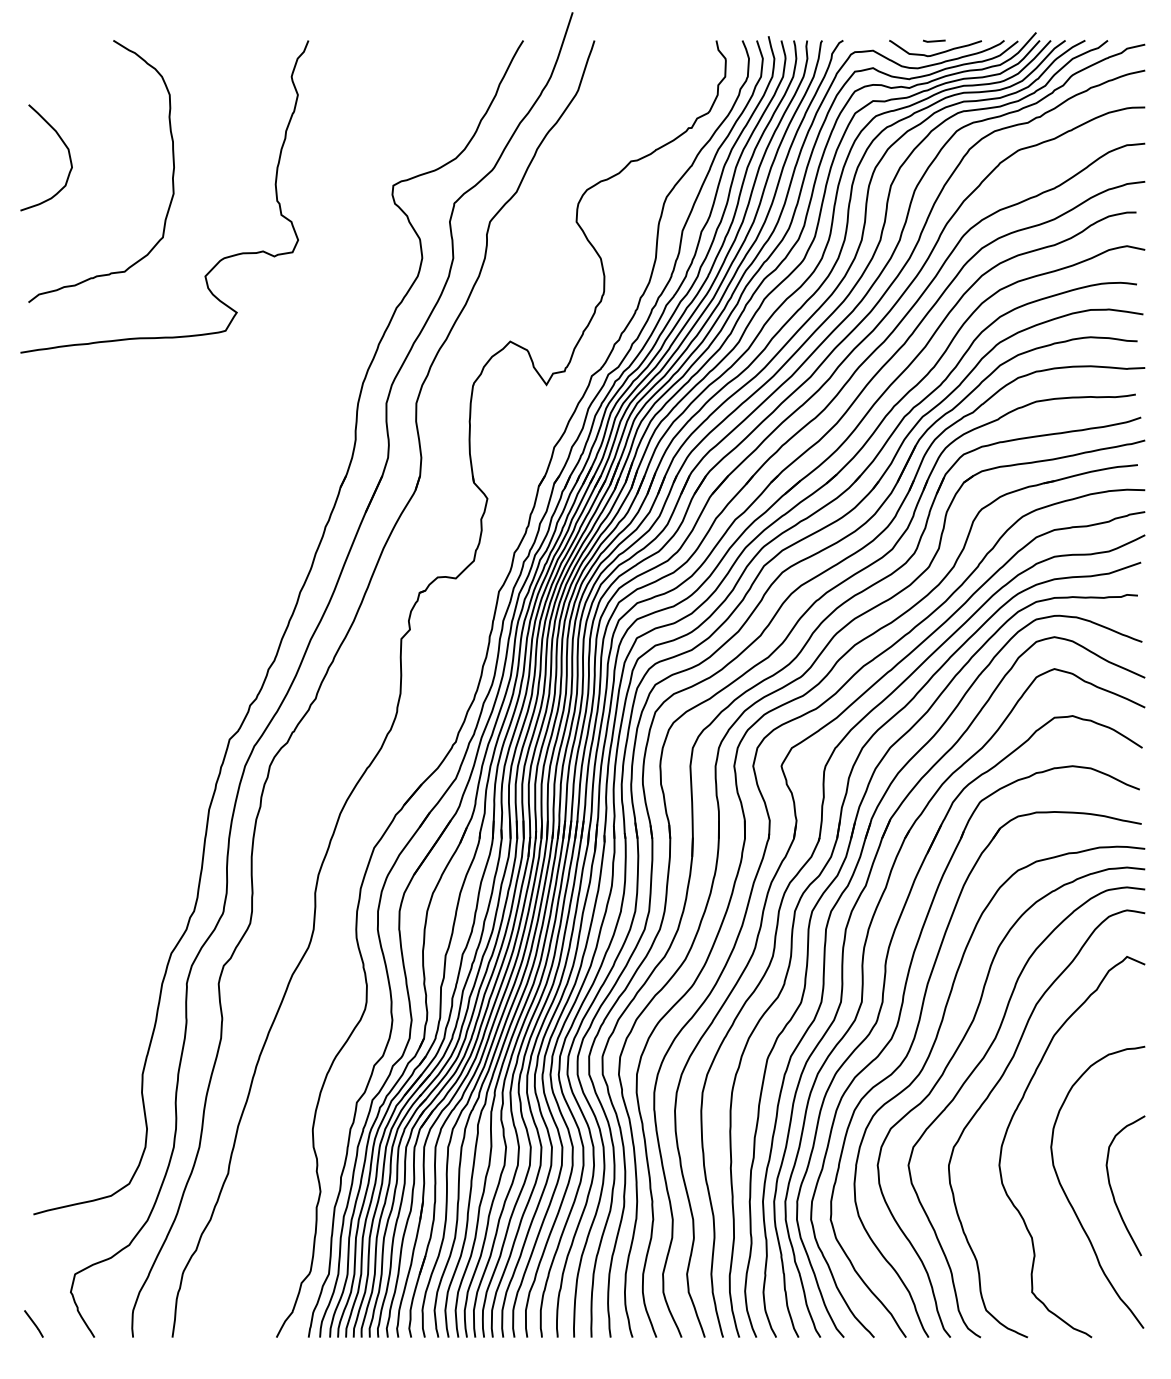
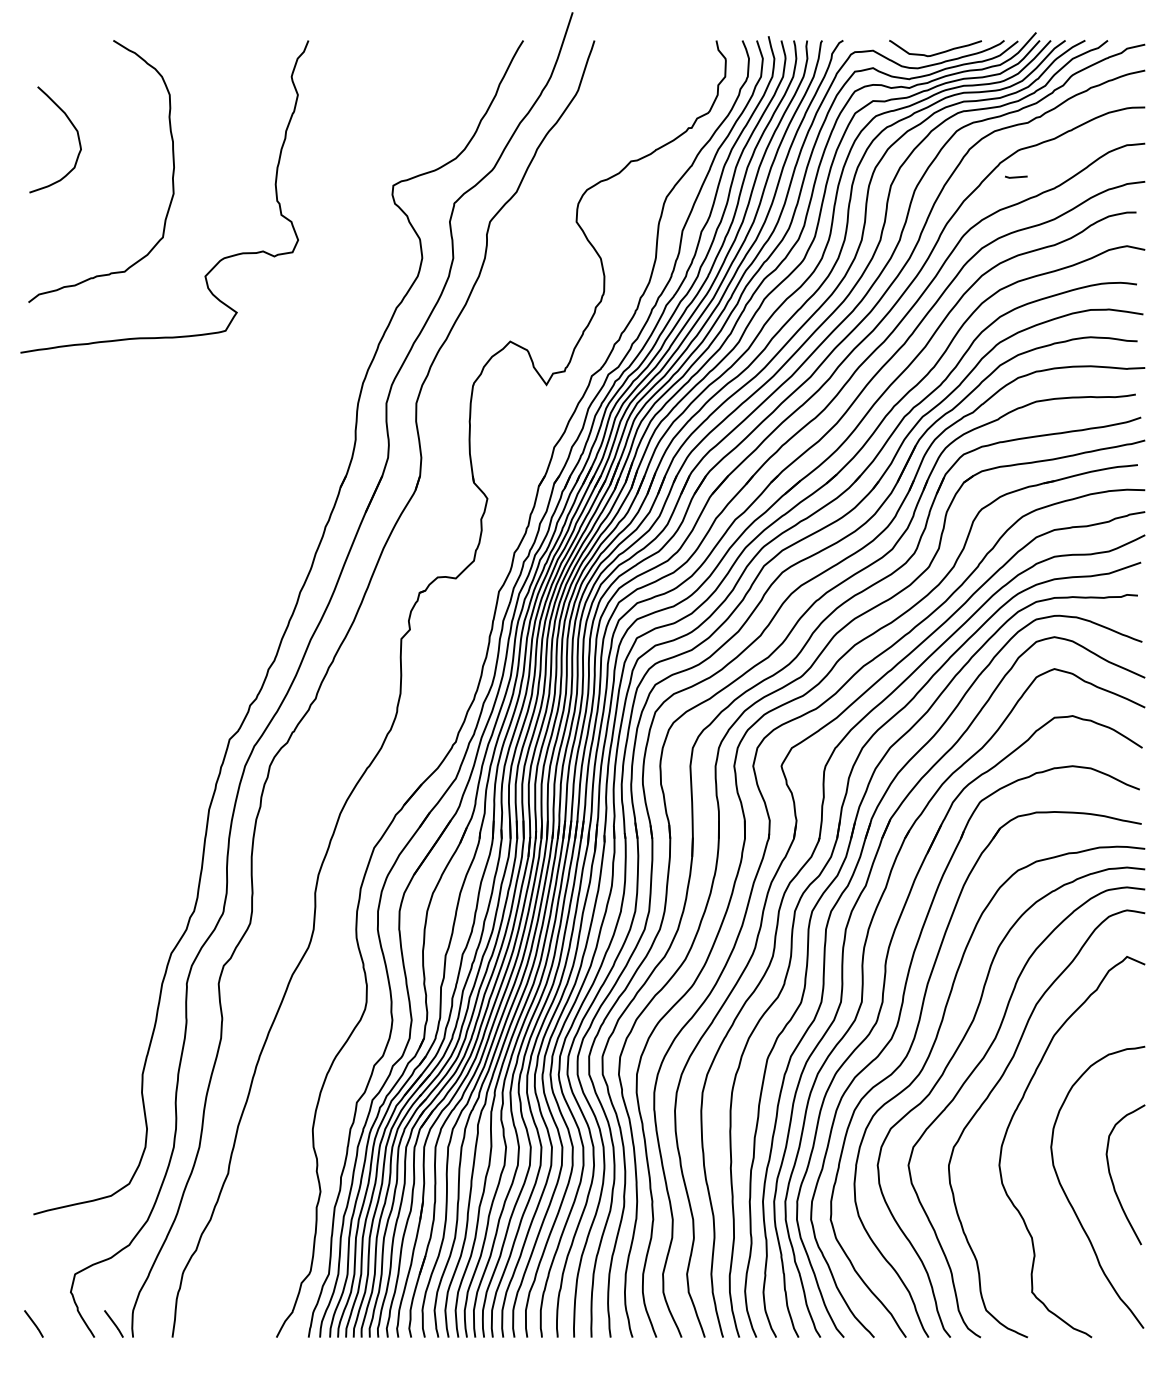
line position: (934, 40) -> (1016, 176) (1016, 176)
curve position: (64, 145) -> (73, 127) (73, 127)
curve position: (1112, 1189) -> (1112, 1178) (1112, 1178)
line: none -> present (113, 1323)
